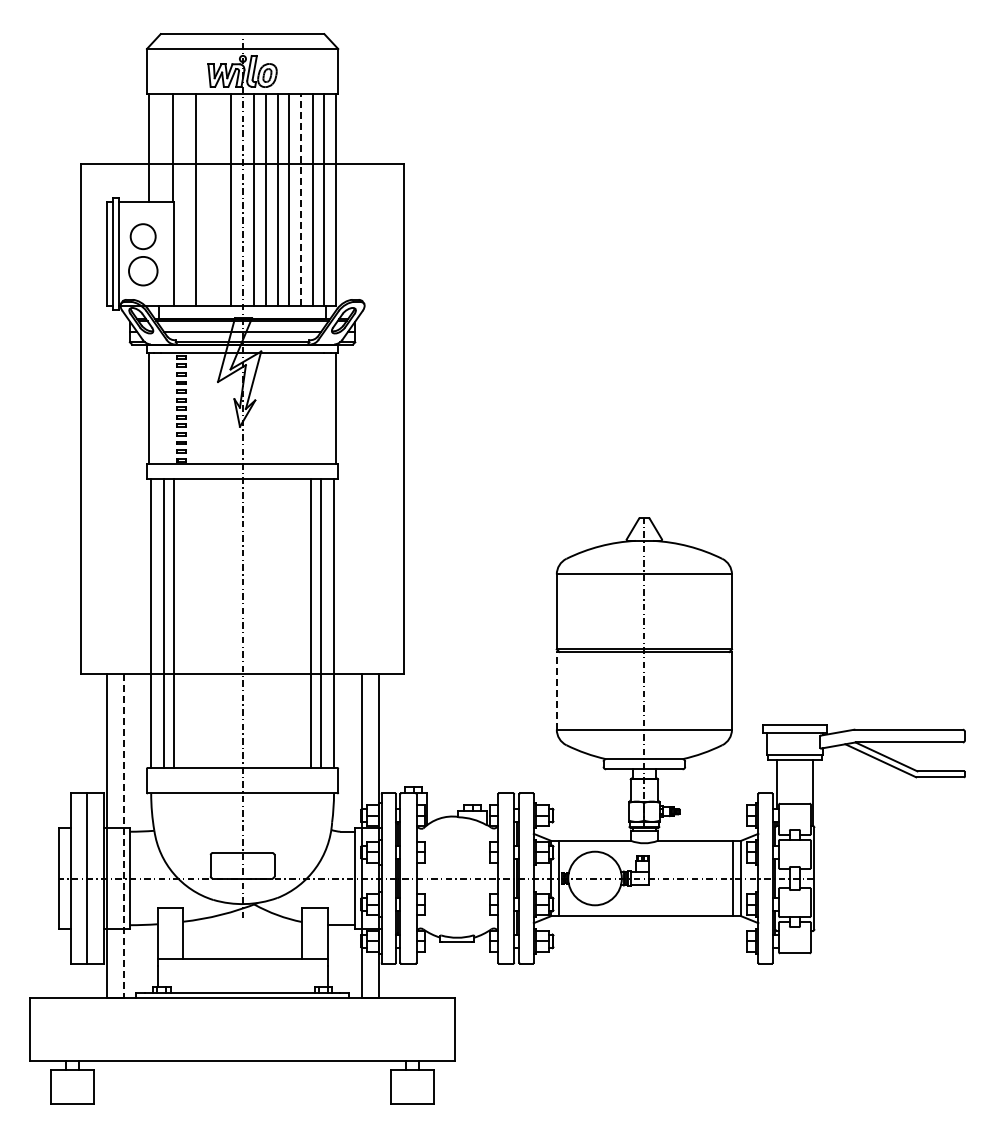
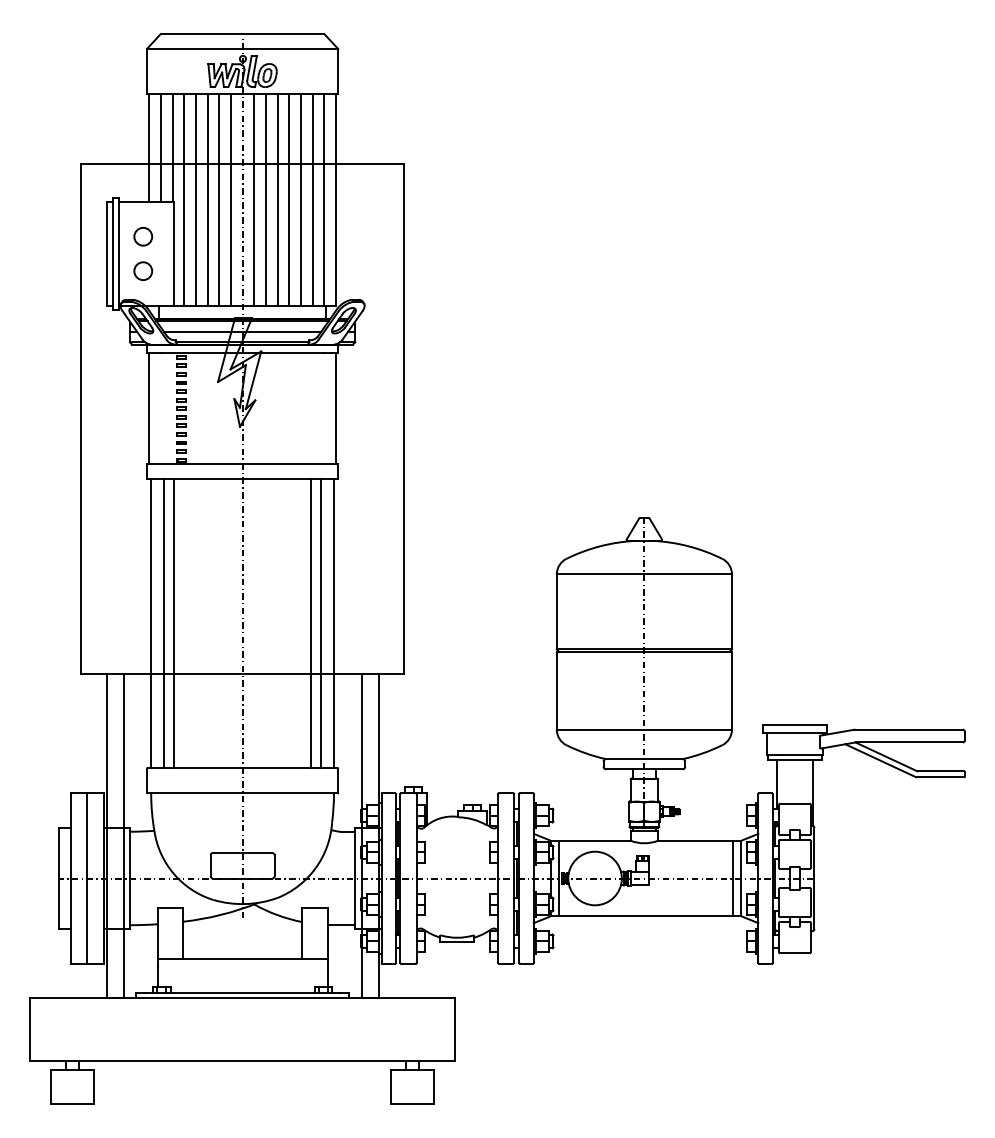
line: none -> present (161, 147)
line: none -> present (184, 199)
line: none -> present (207, 199)
line: none -> present (219, 199)
line: dashed -> solid (300, 199)
circle size: 28x28 px -> 21x20 px (143, 236)
circle diameter: 29 px -> 18 px (143, 271)
line: dashed -> solid (556, 690)
line: dashed -> solid (123, 836)
